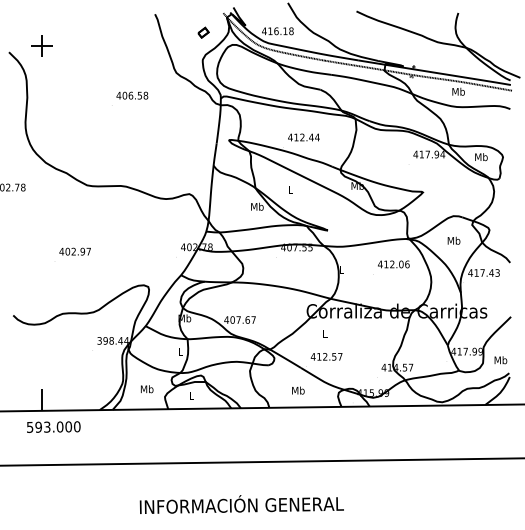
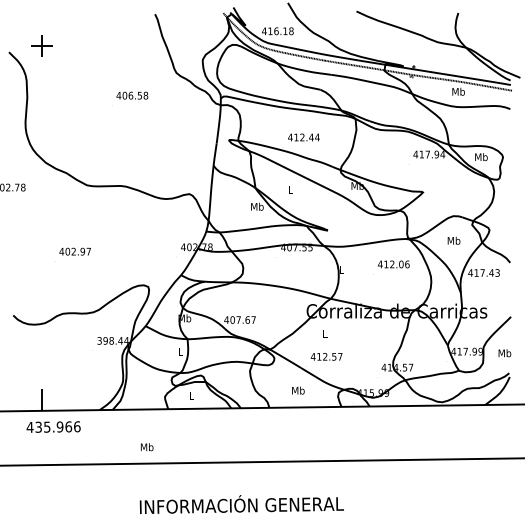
part: present -> none (203, 32)
text position: (500, 360) -> (504, 353) (504, 353)
text position: (147, 389) -> (147, 447) (147, 447)
text: 593.000 -> 435.966 (53, 426)
